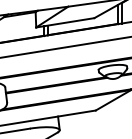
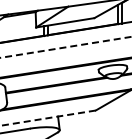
line: solid -> dashed (66, 47)
line: solid -> dashed (47, 118)
